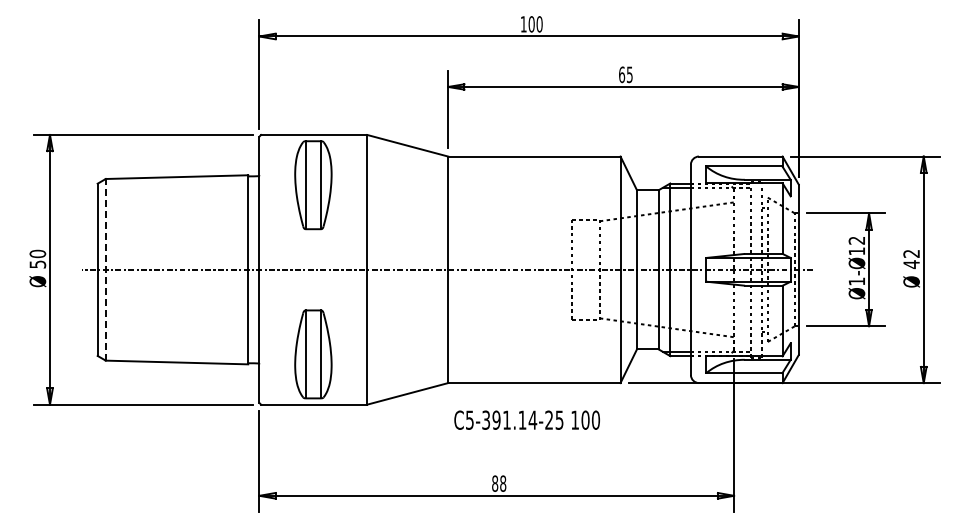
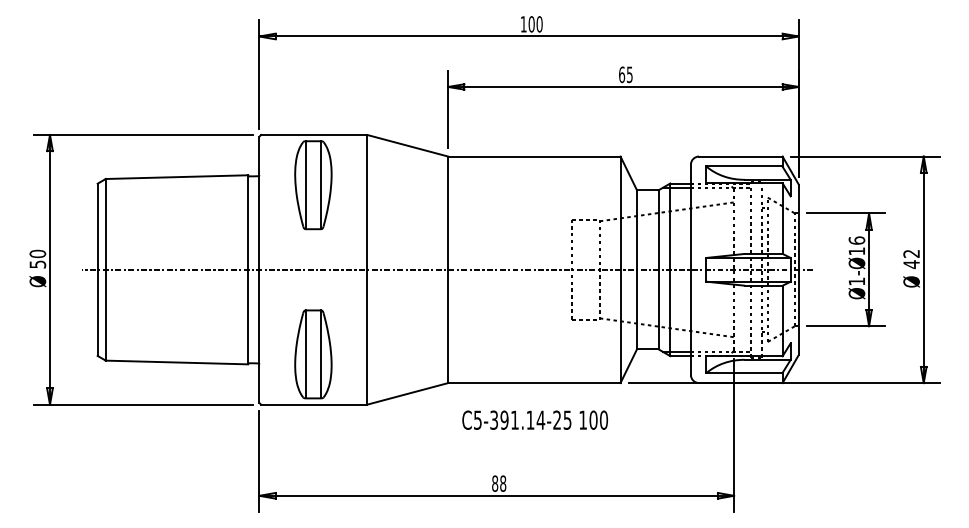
text: Ø1-Ø12 -> Ø1-Ø16 (856, 240)
line: dashed -> solid (105, 269)
text position: (526, 419) -> (534, 419) (534, 419)
